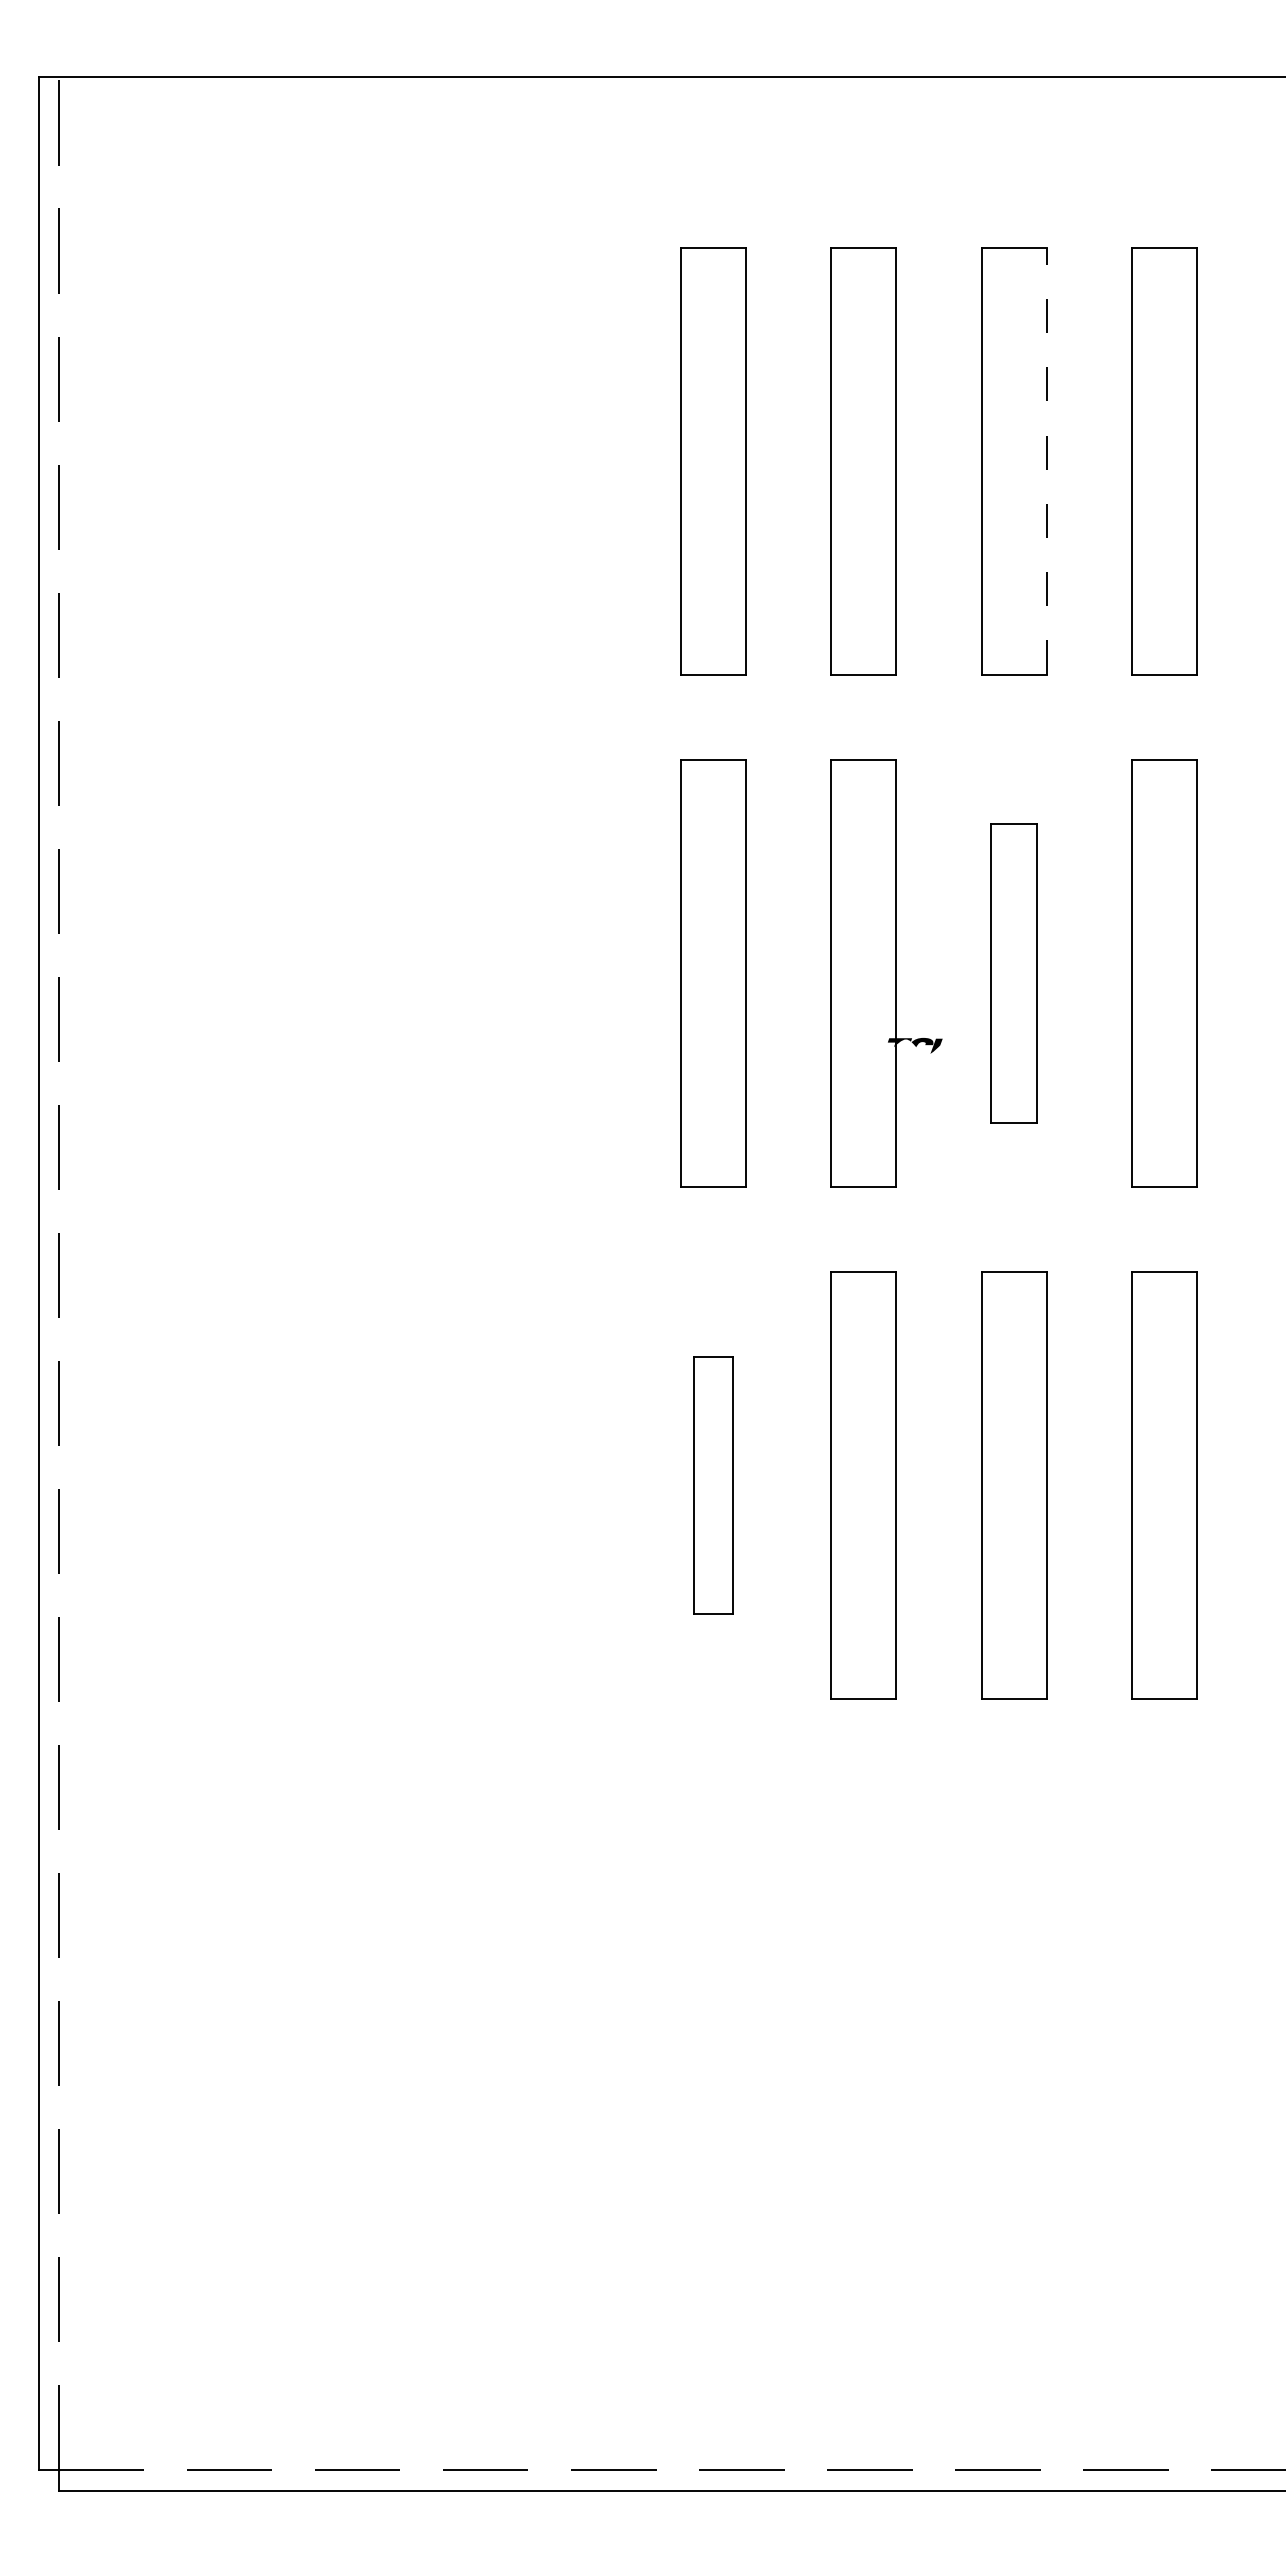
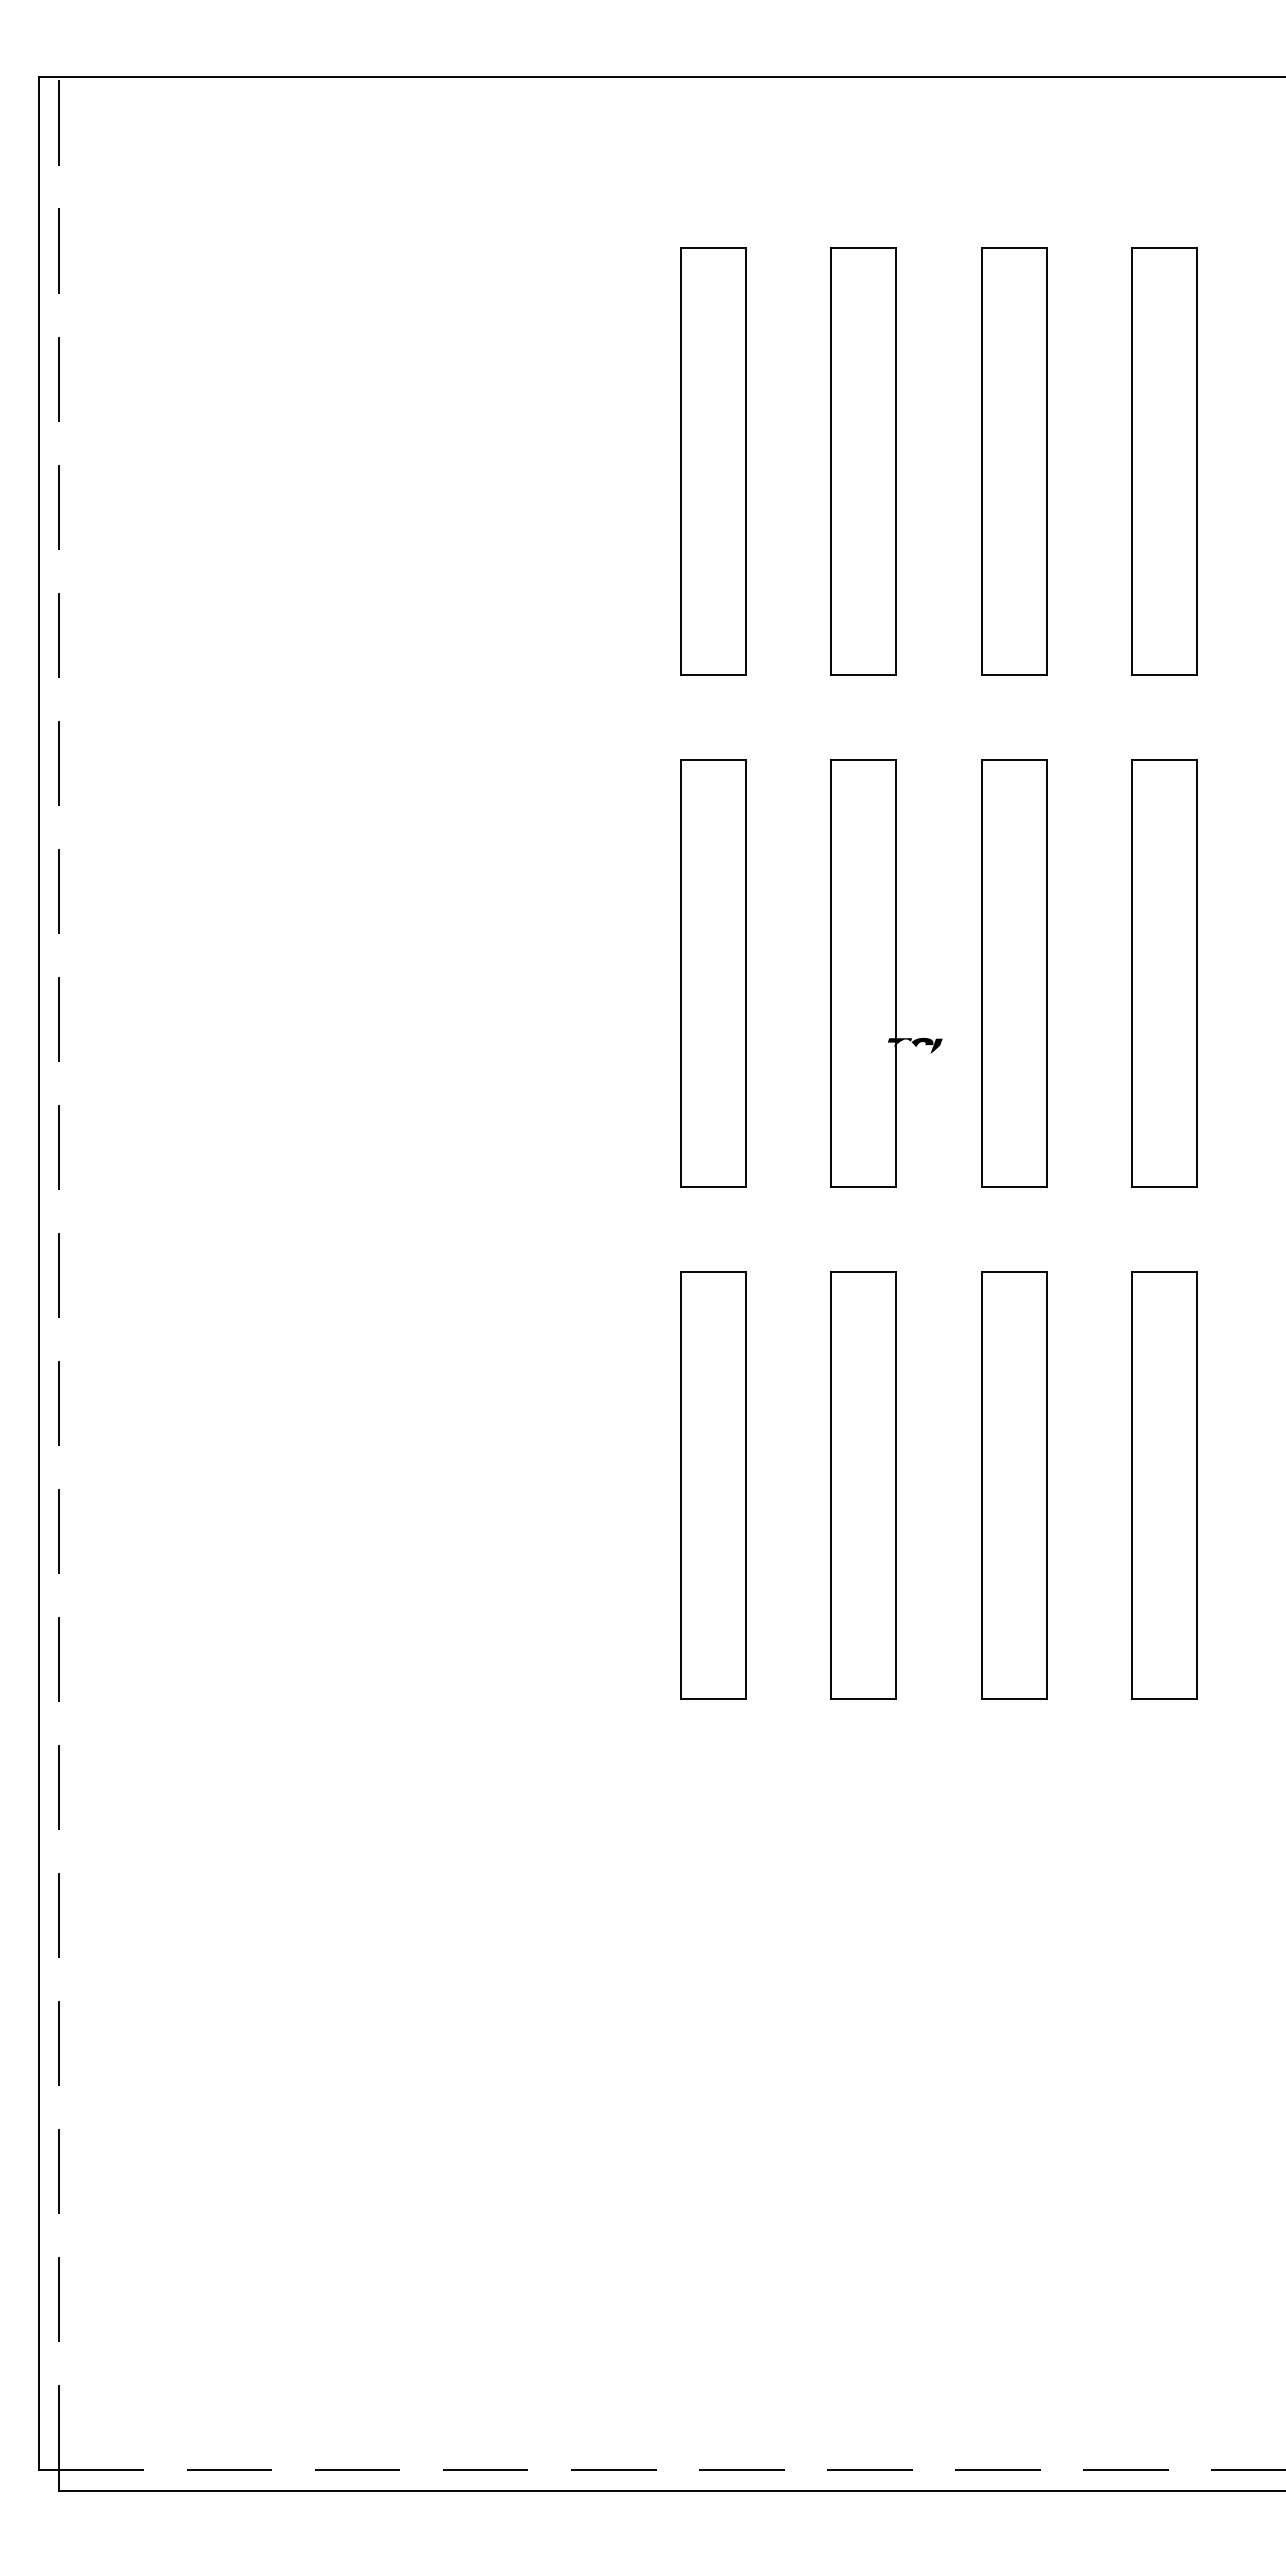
line: dashed -> solid (1046, 460)
part size: 48x301 px -> 67x429 px (1014, 973)
part size: 41x259 px -> 67x429 px (713, 1485)
